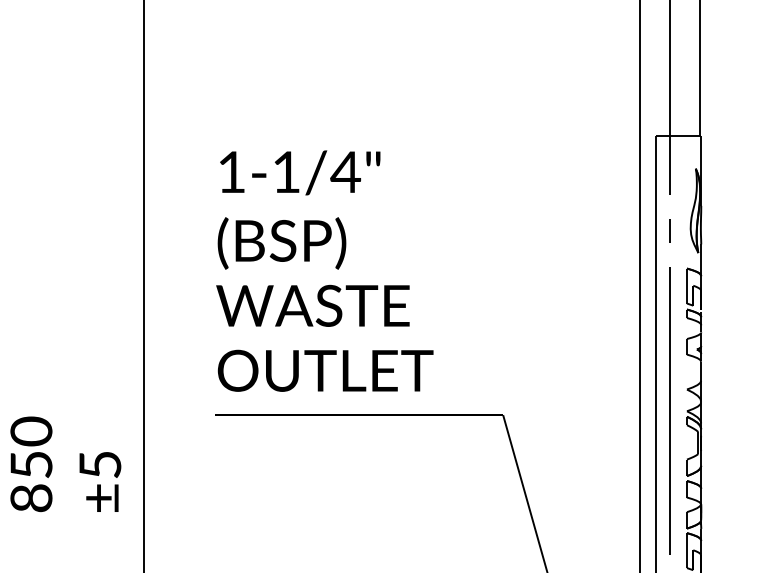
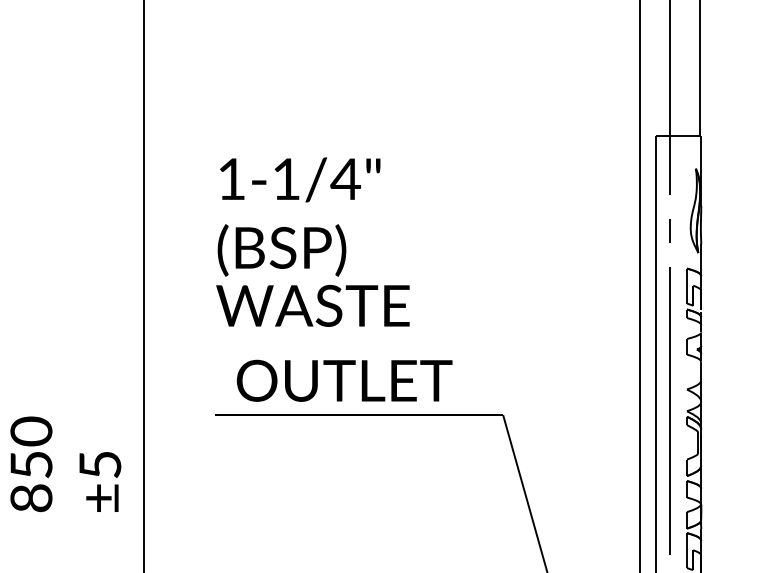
text position: (298, 209) -> (298, 216) (298, 216)
text position: (325, 370) -> (344, 380) (344, 380)
